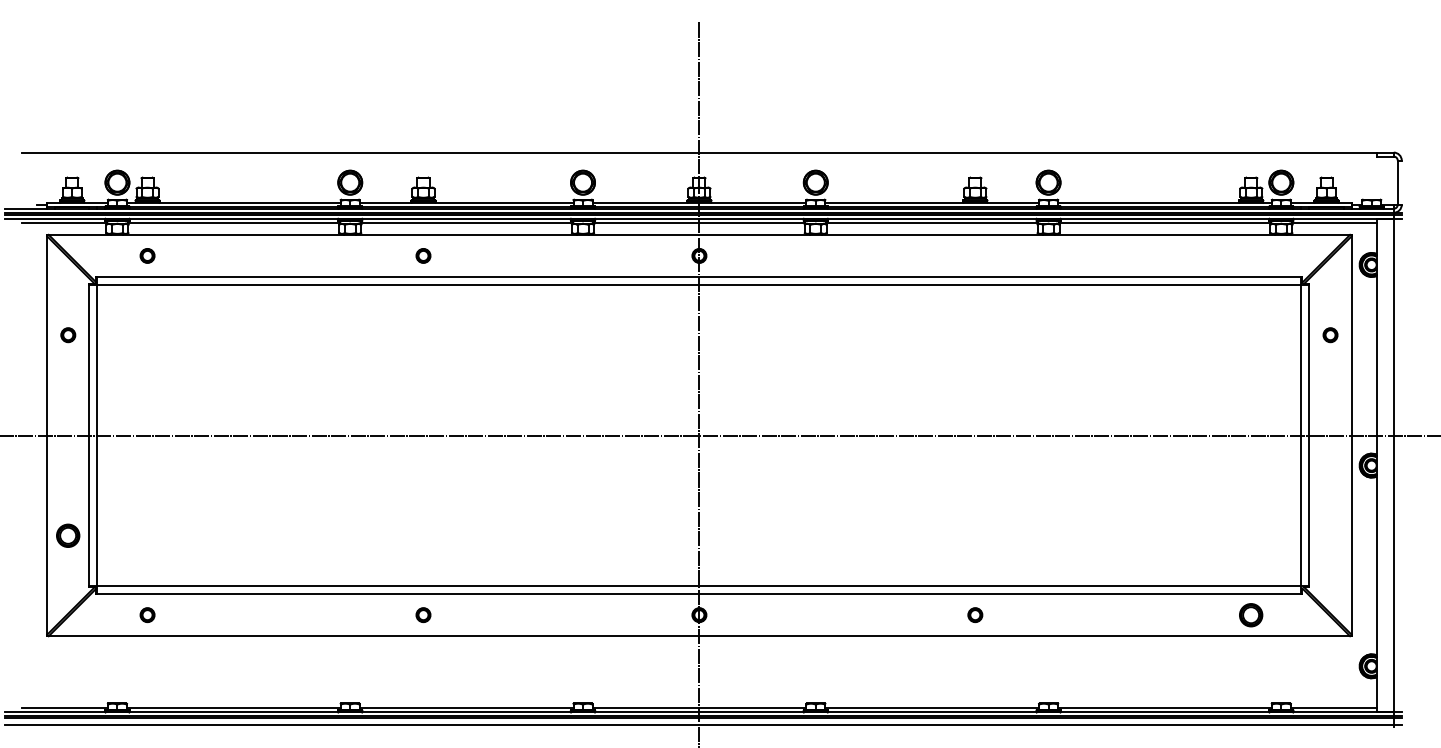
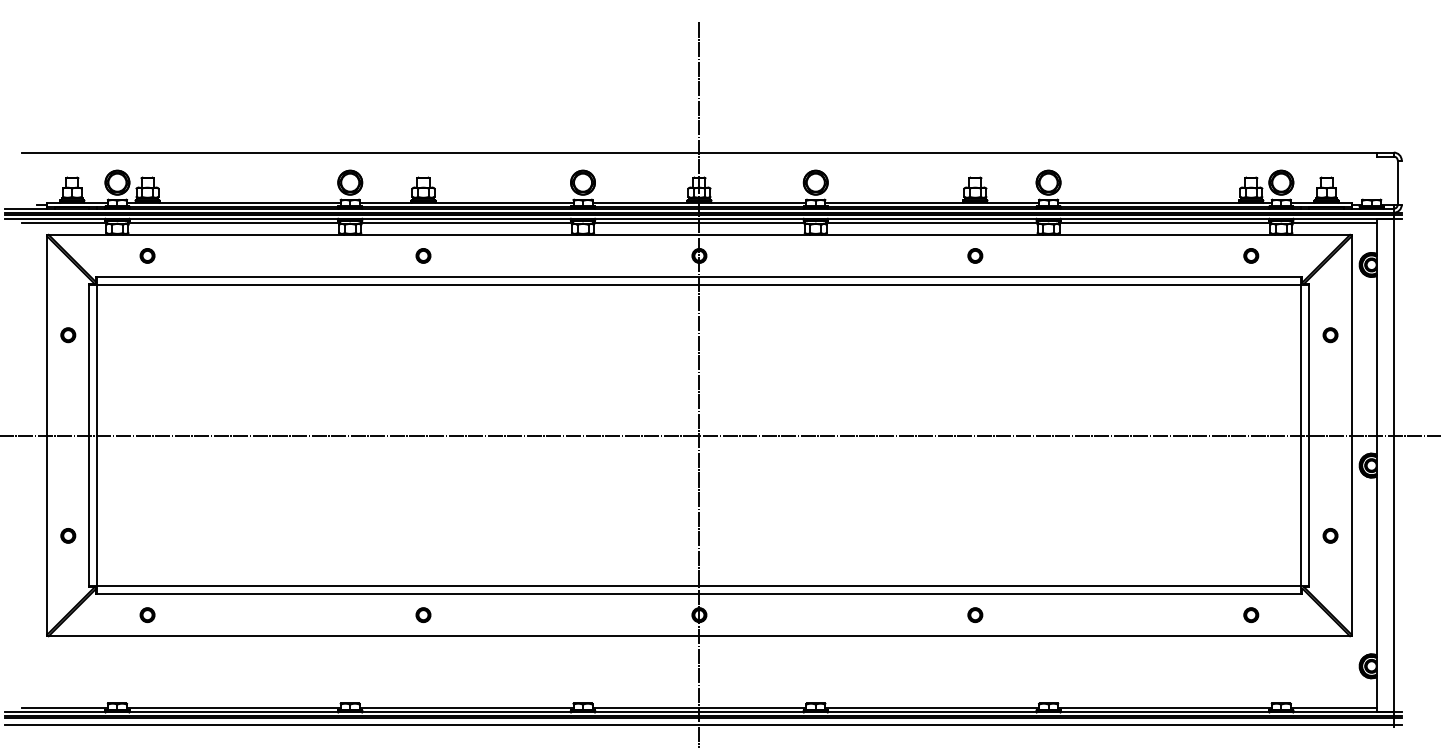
part: none -> present (975, 255)
part: none -> present (1251, 255)
part size: 25x25 px -> 17x16 px (68, 535)
part: none -> present (1330, 535)
part size: 25x25 px -> 17x16 px (1251, 614)
